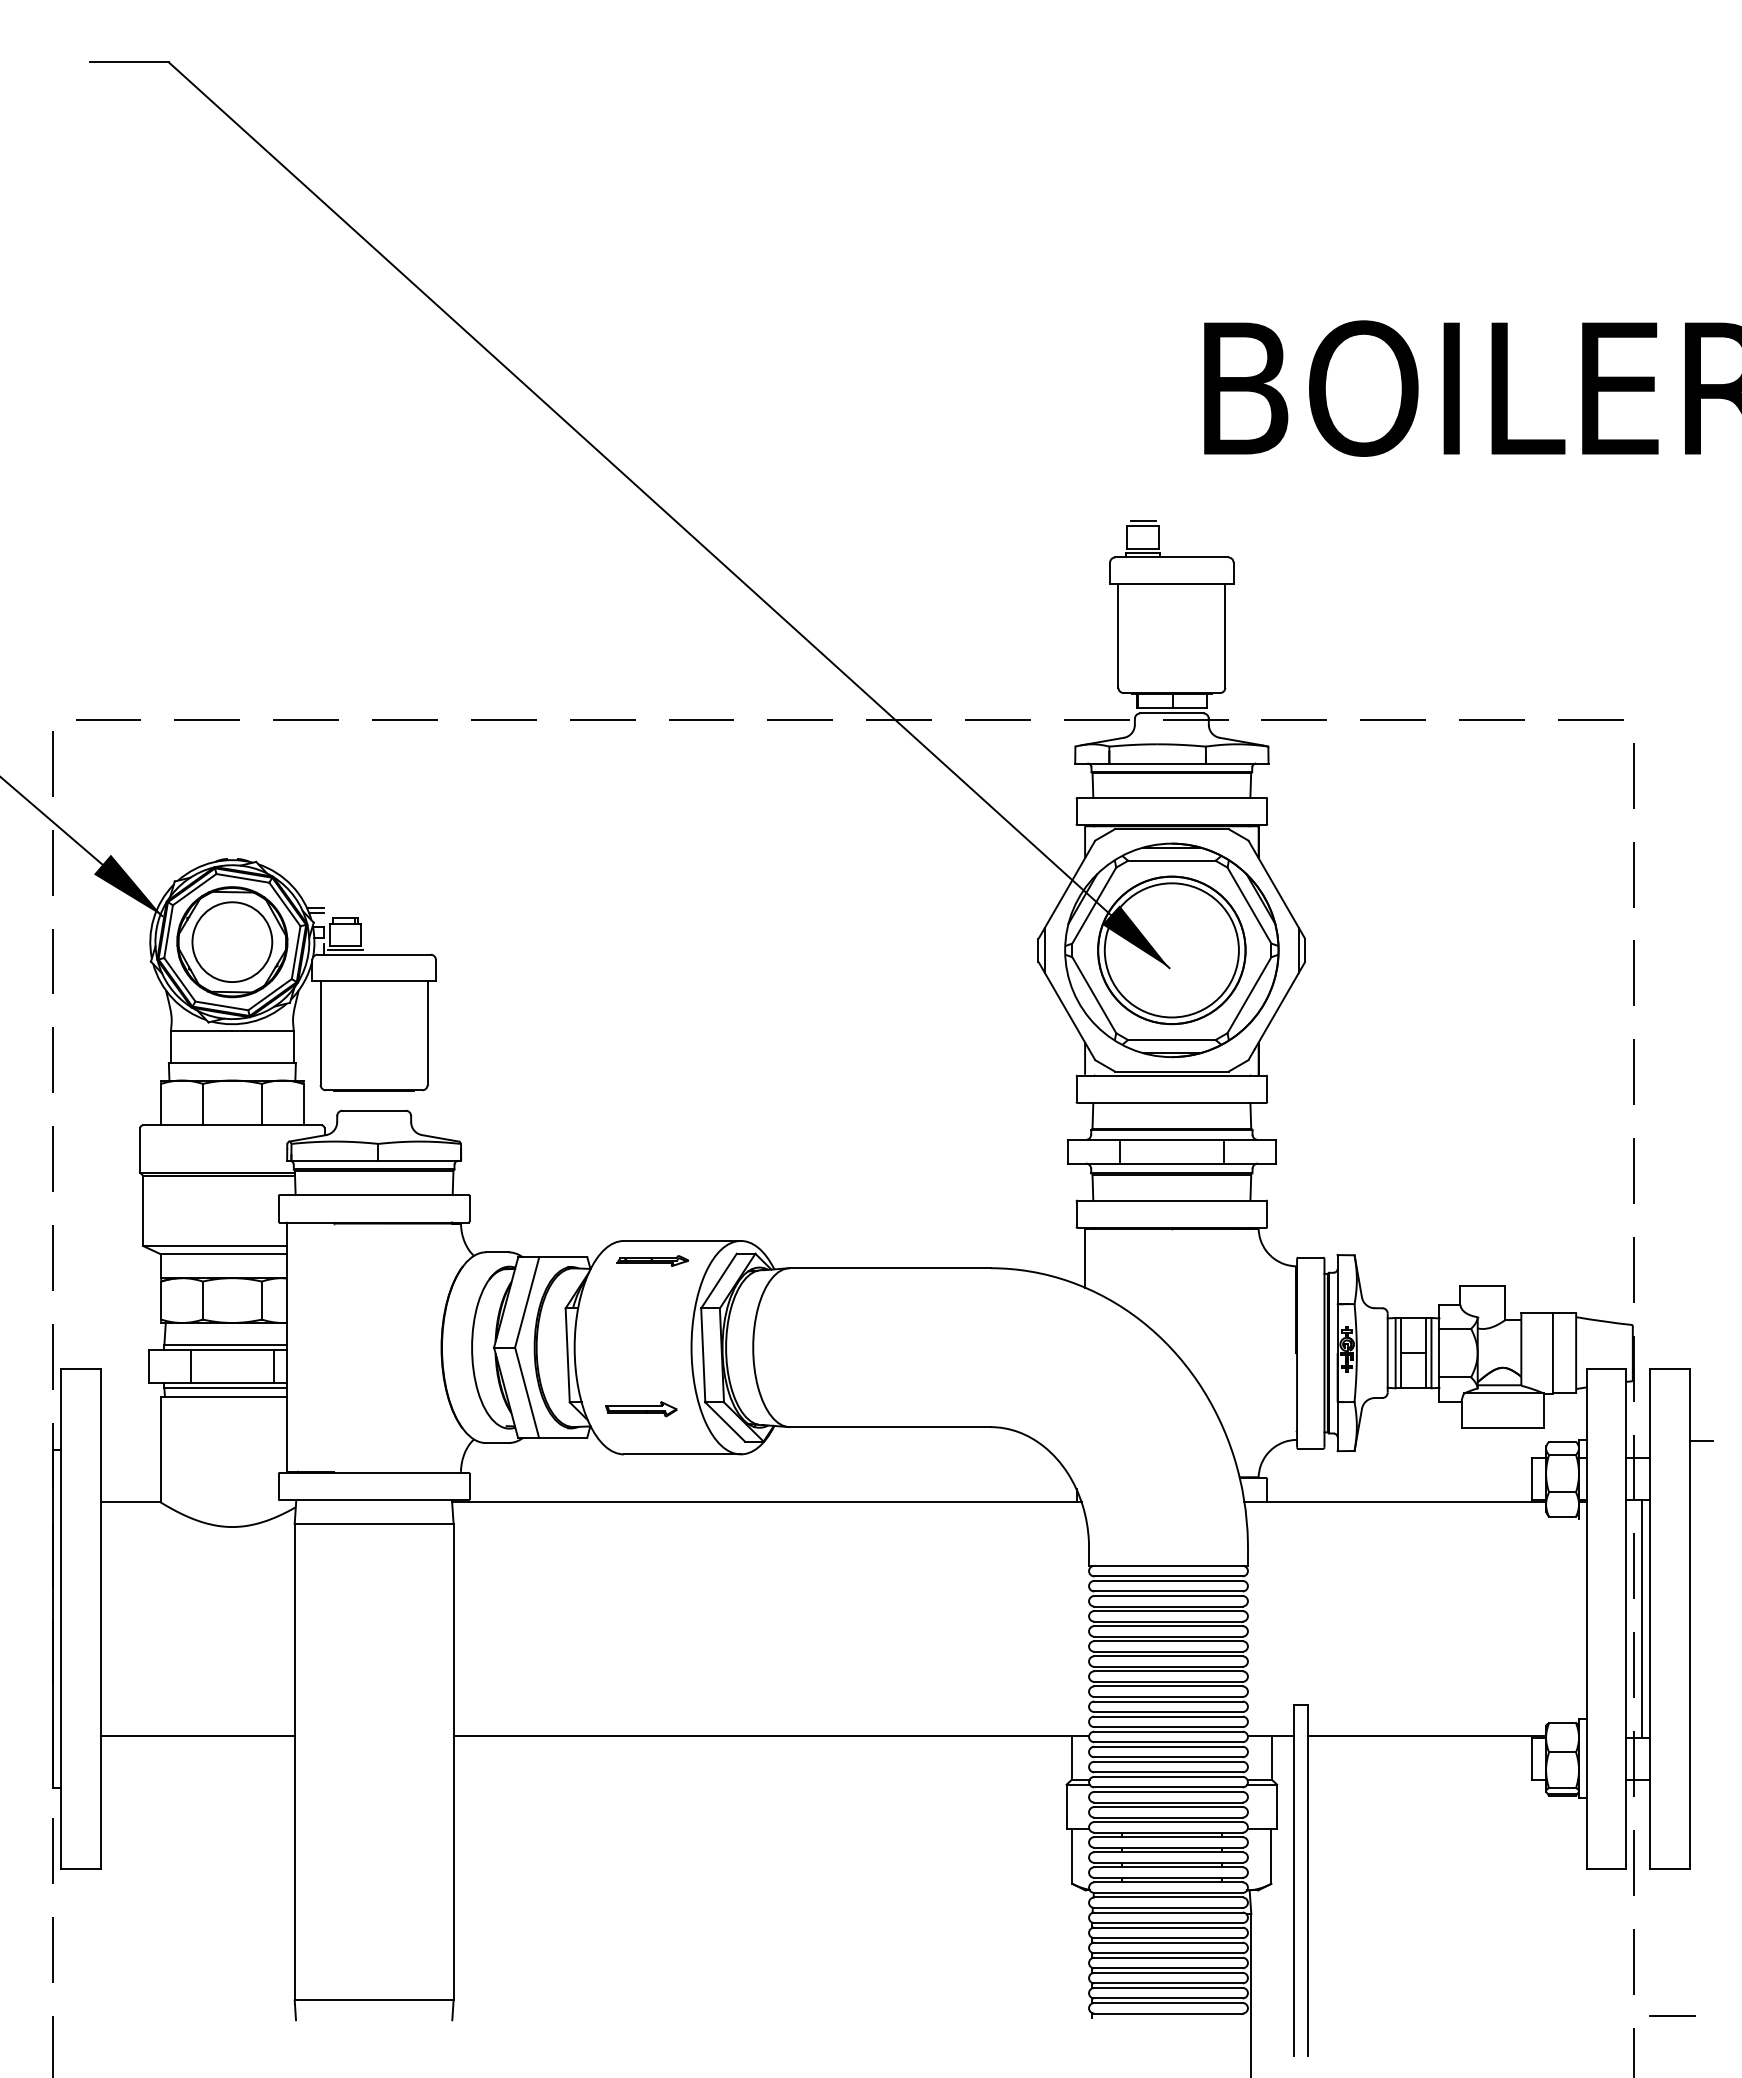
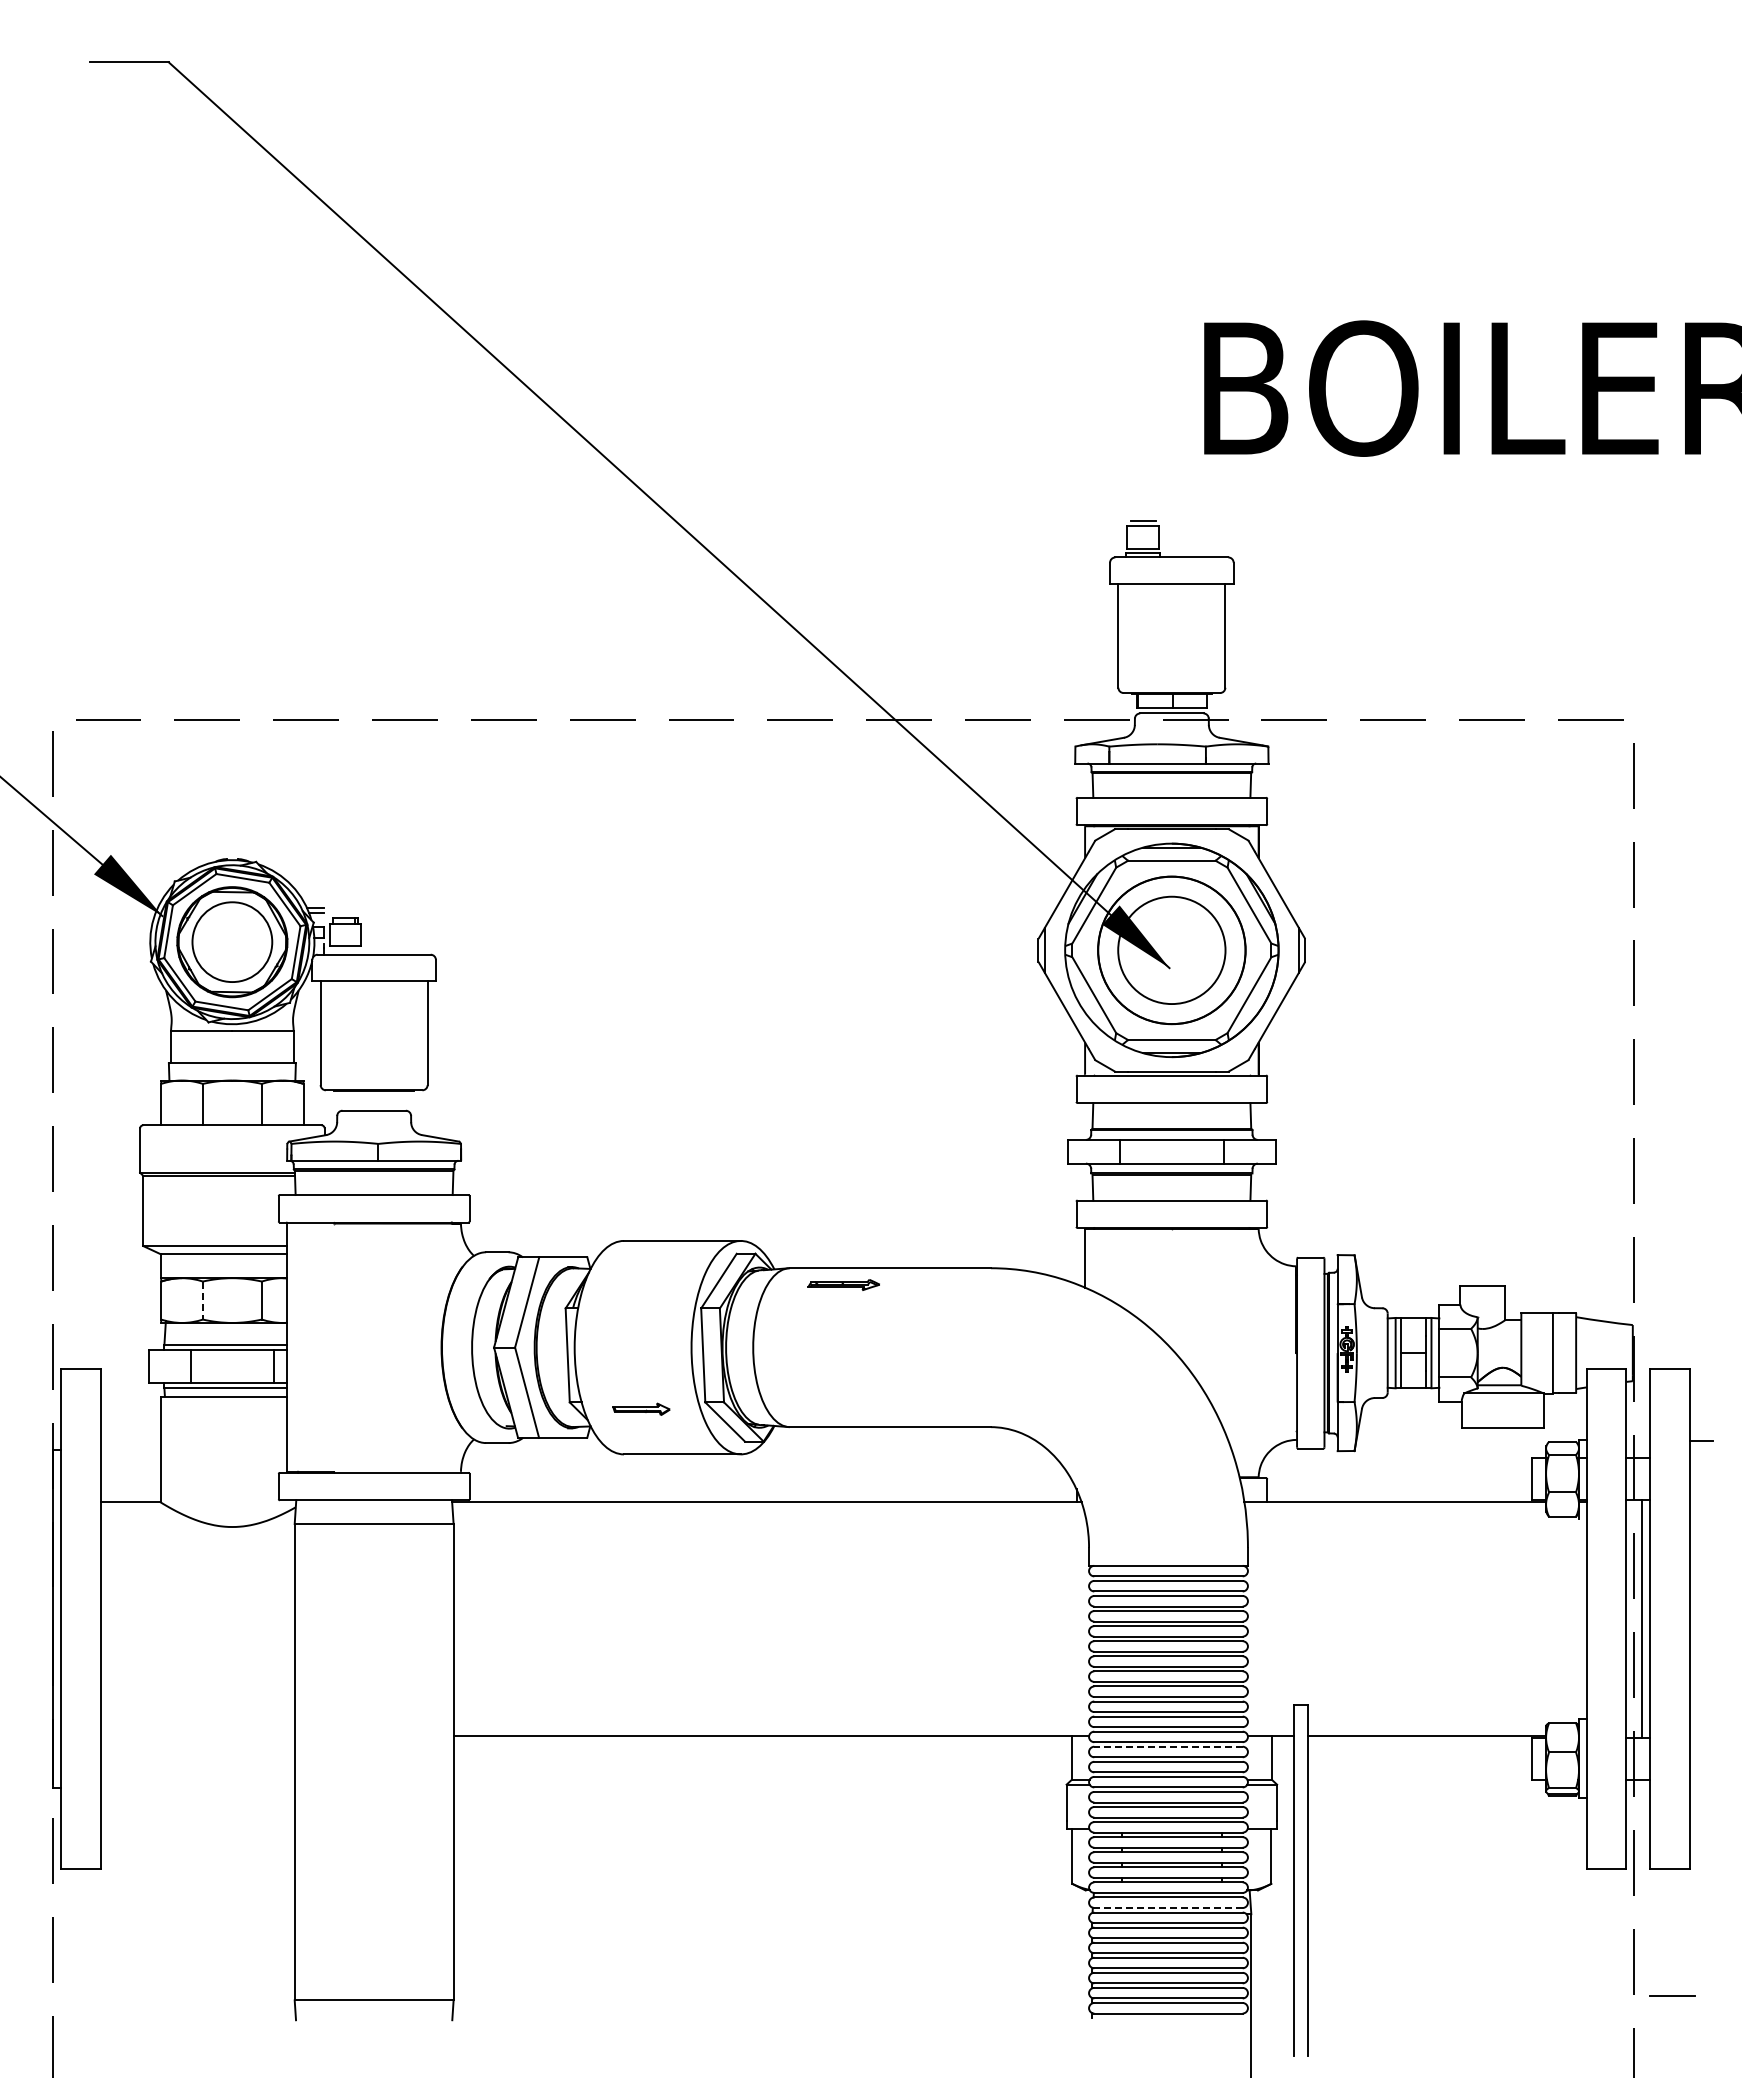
line: present -> none (345, 949)
circle diameter: 134 px -> 107 px (1171, 950)
part position: (652, 1260) -> (843, 1284) (843, 1284)
line: solid -> dashed (202, 1301)
part size: 73x17 px -> 59x14 px (641, 1408)
line: present -> none (197, 1736)
line: solid -> dashed (1168, 1746)
line: solid -> dashed (1168, 1908)
line position: (1672, 2015) -> (1672, 1995) (1672, 1995)
